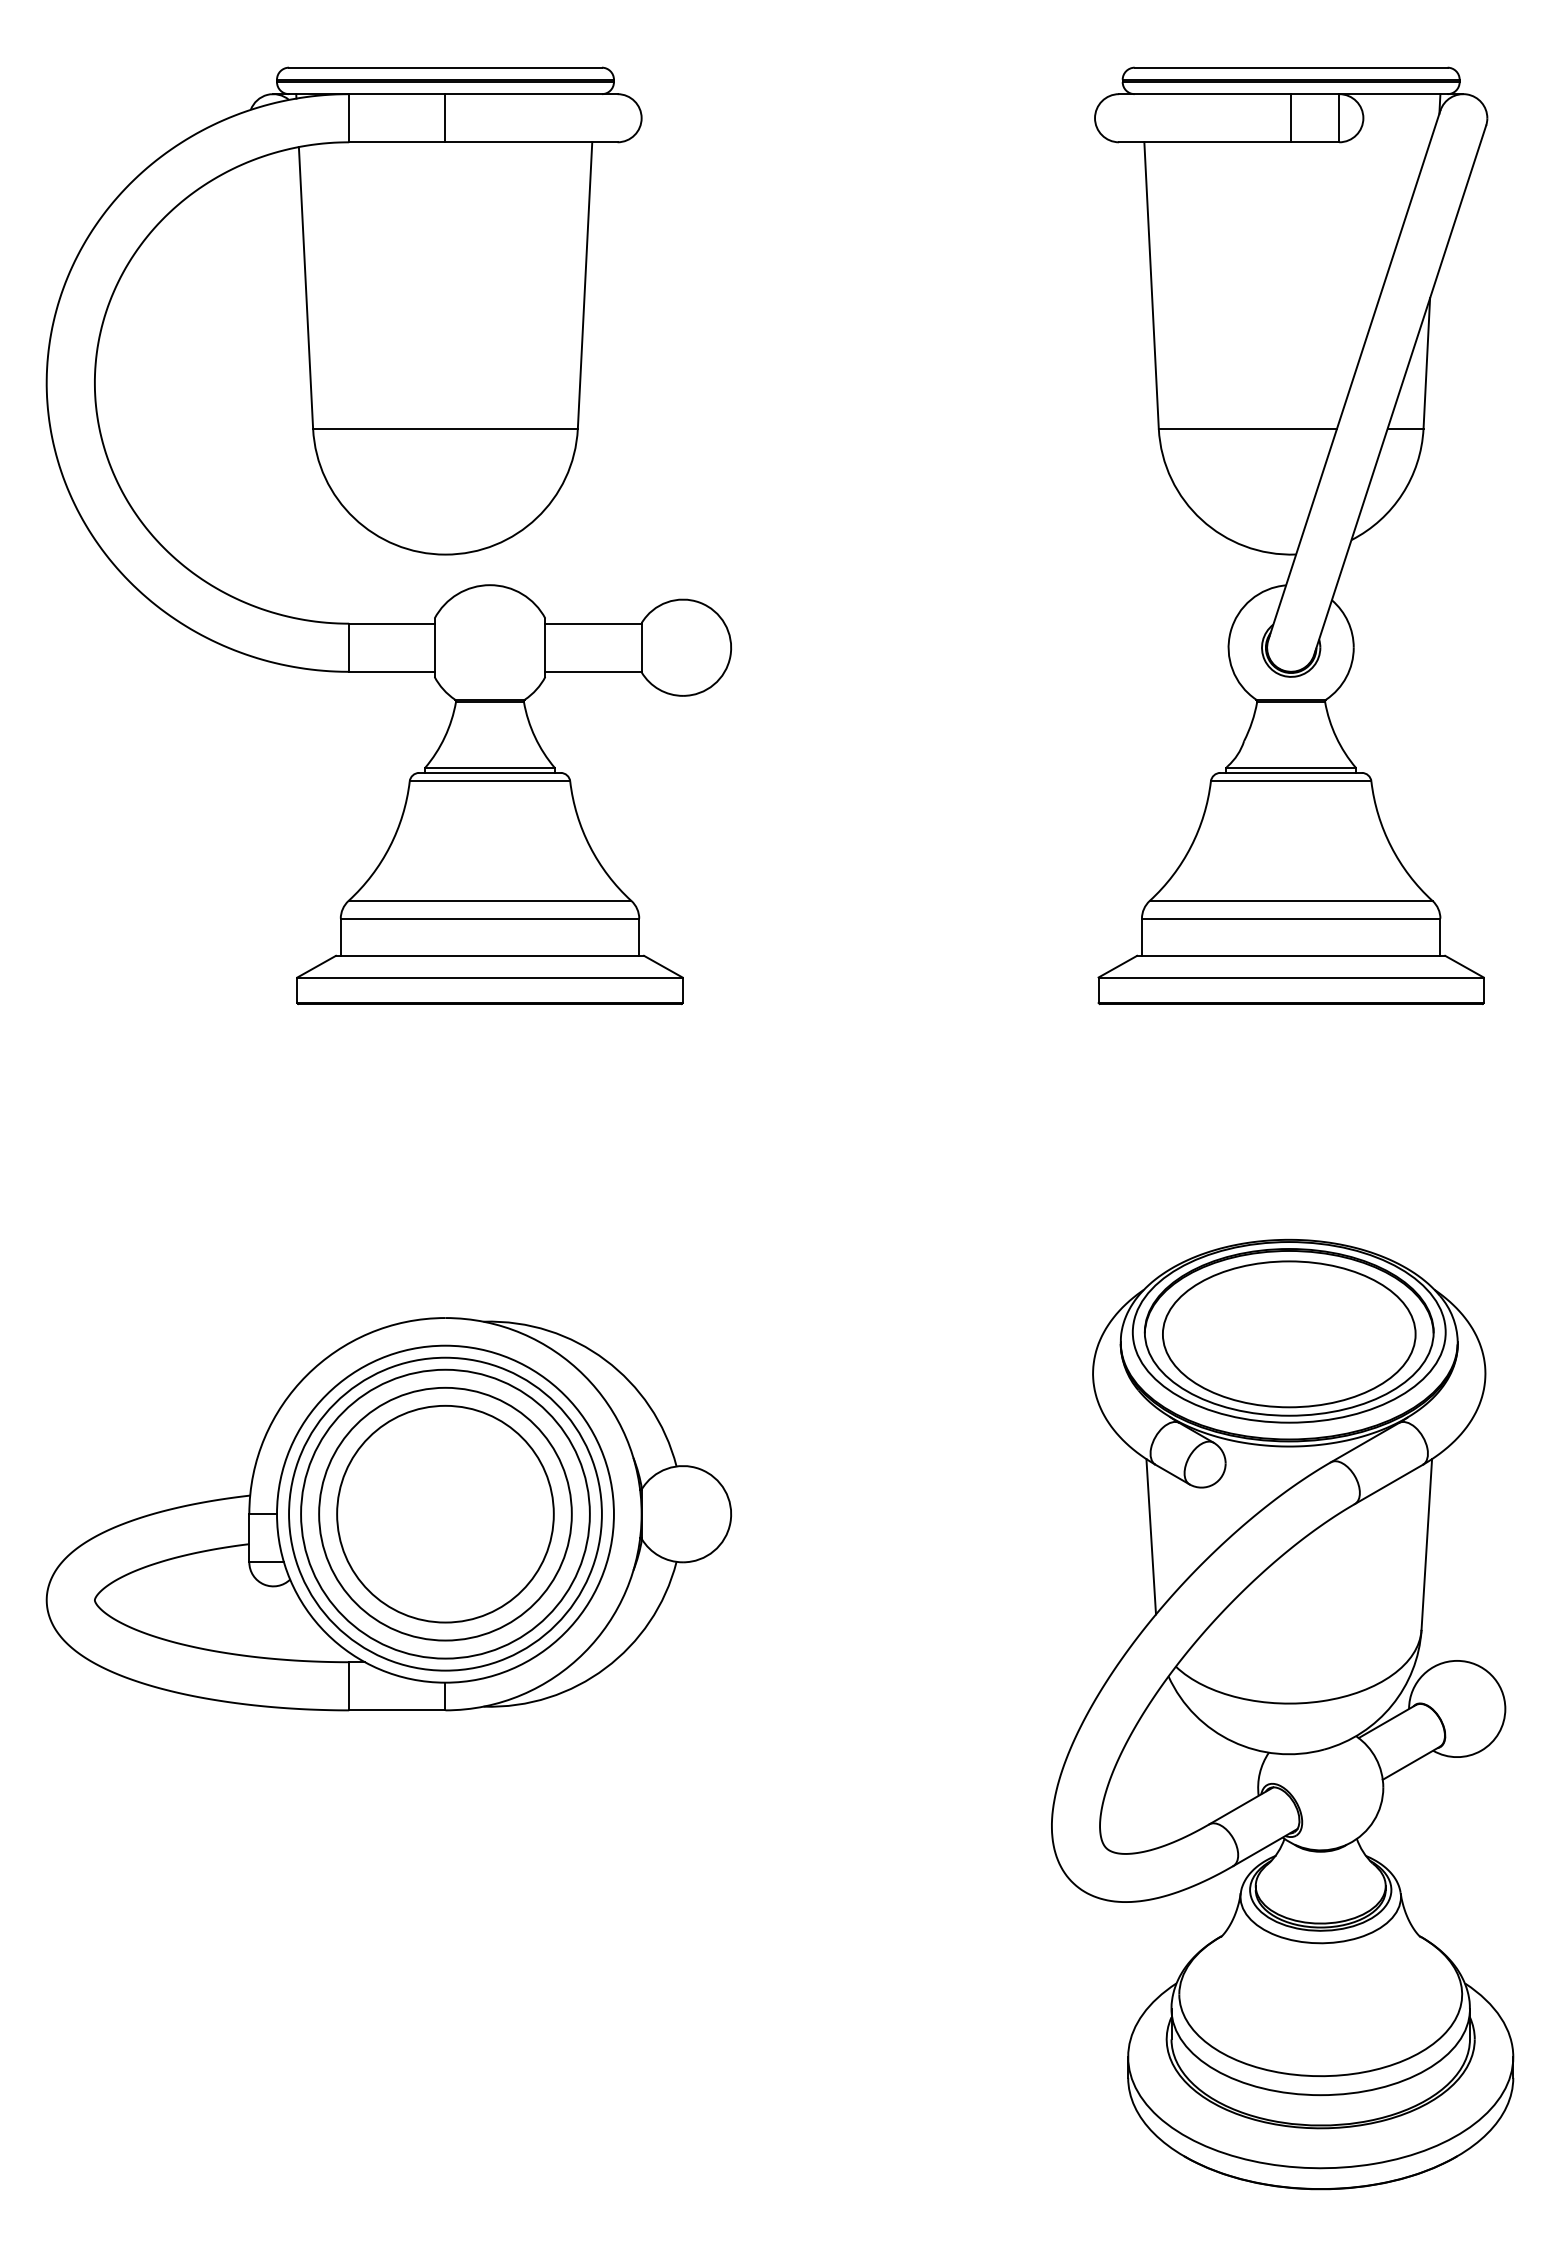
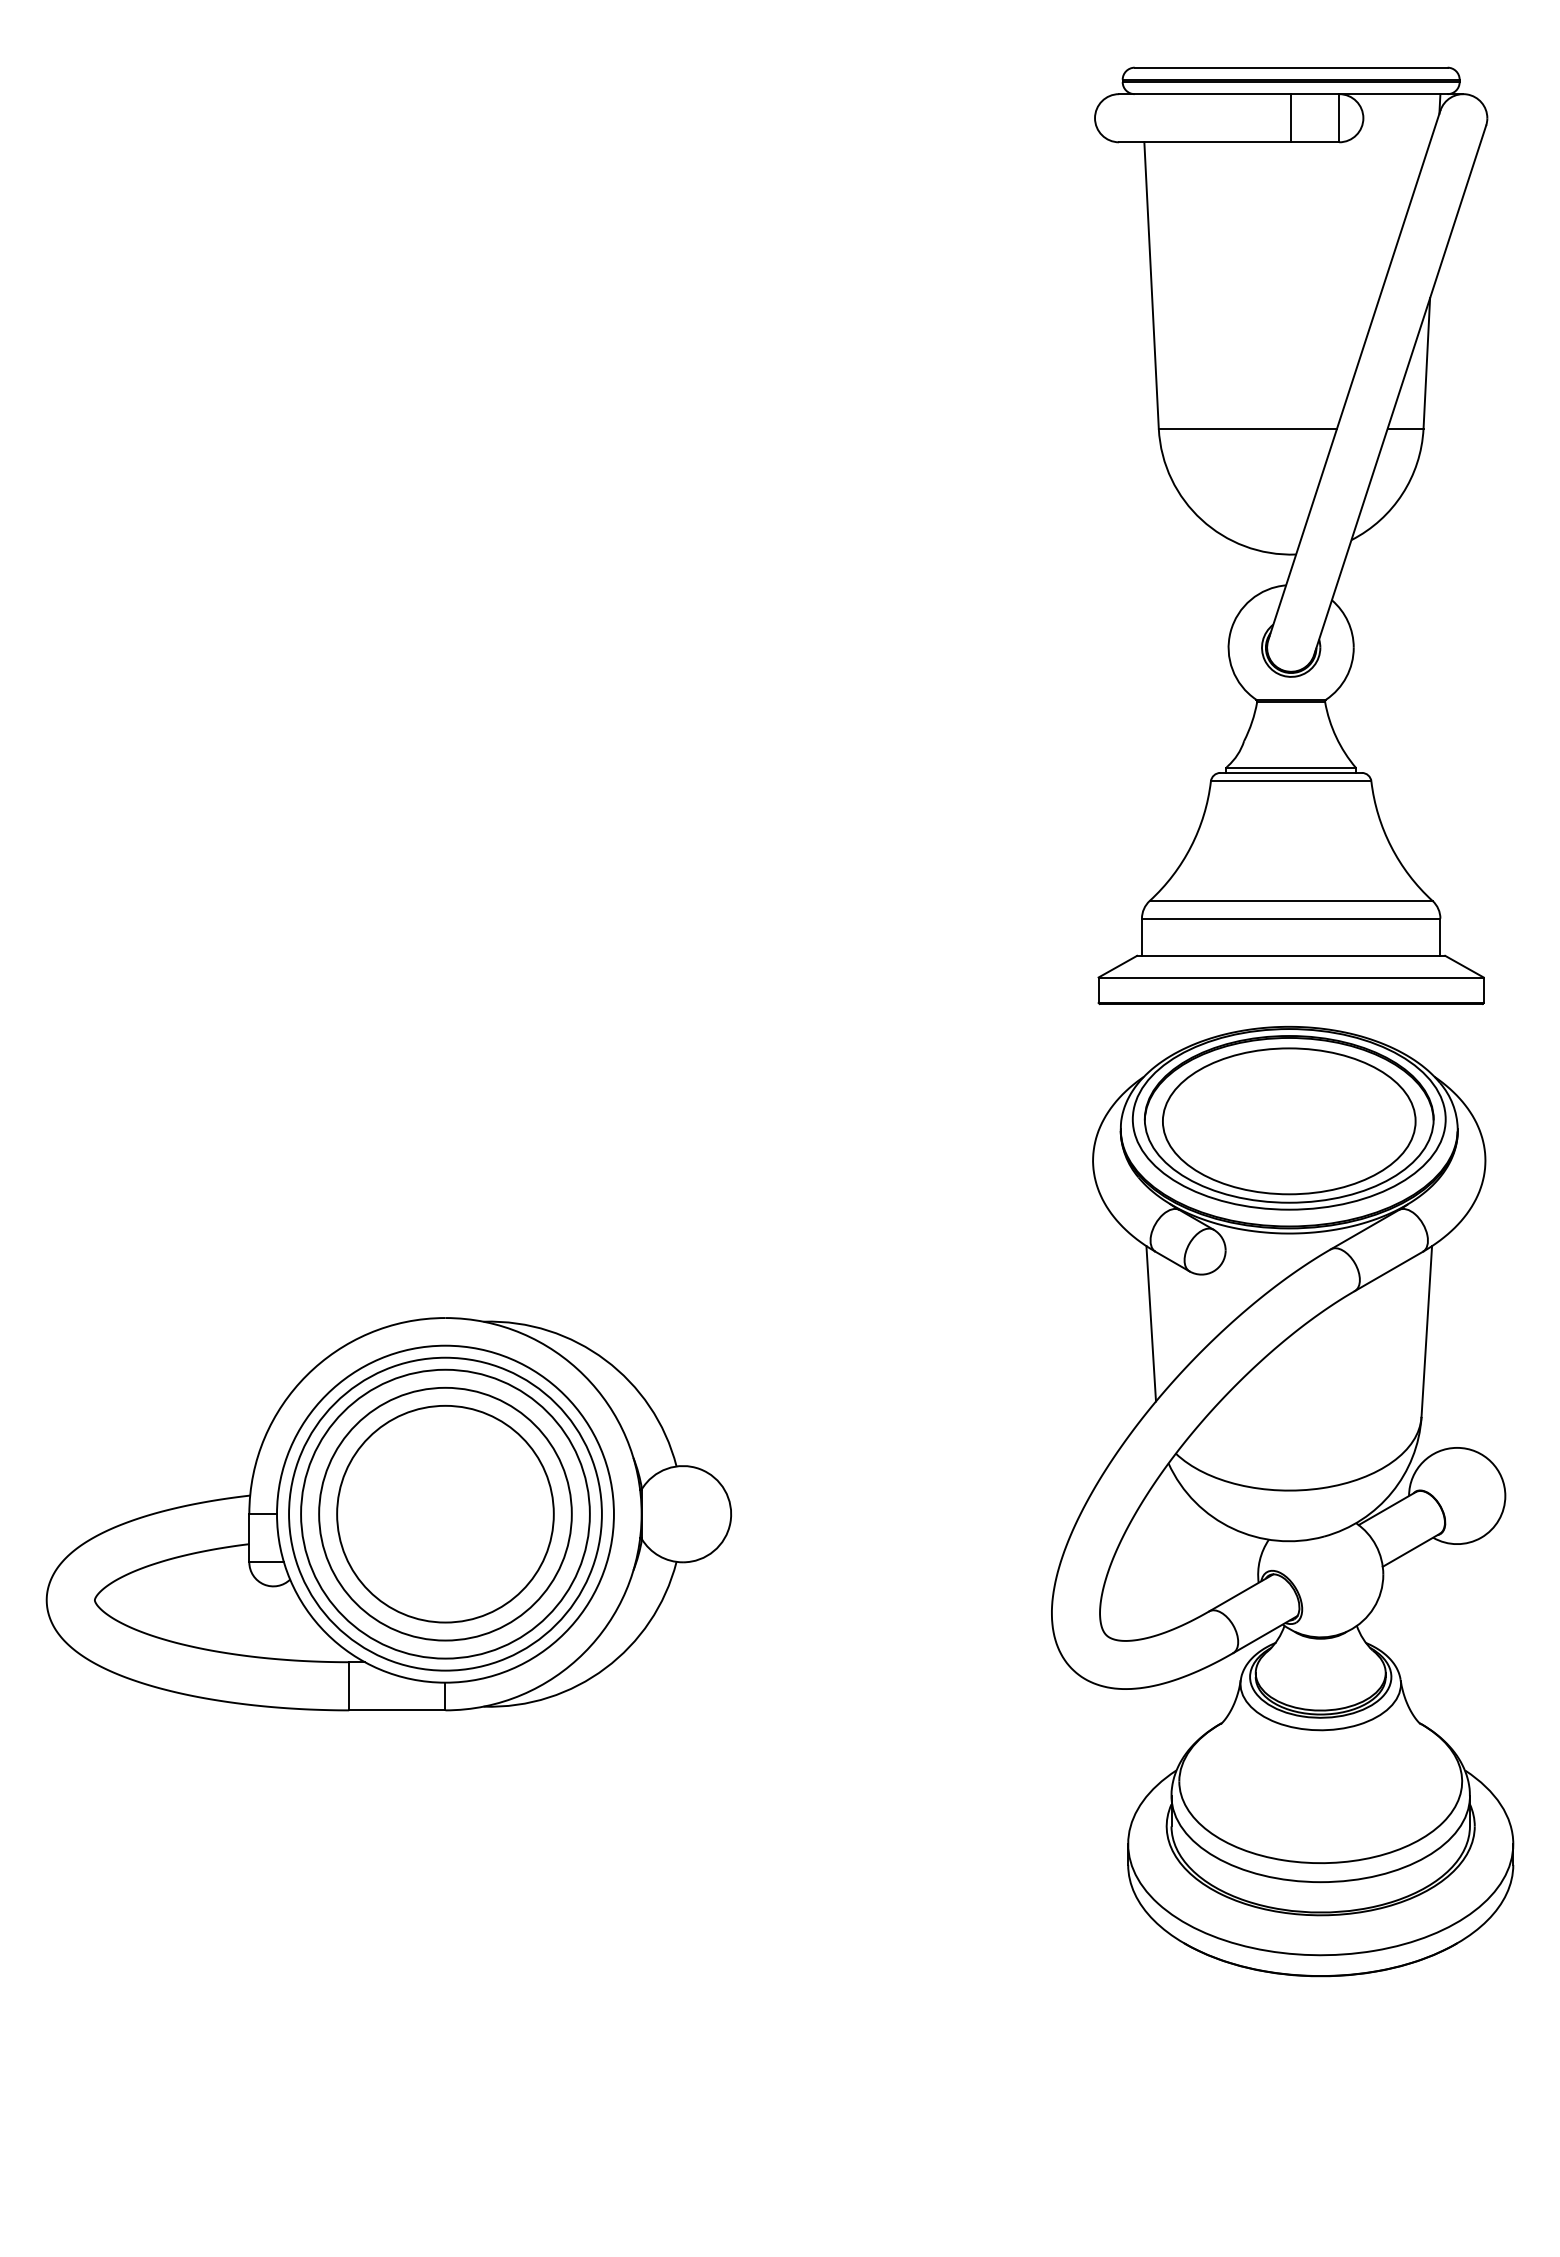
part: present -> none (388, 535)
part position: (1282, 1714) -> (1282, 1501) (1282, 1501)
